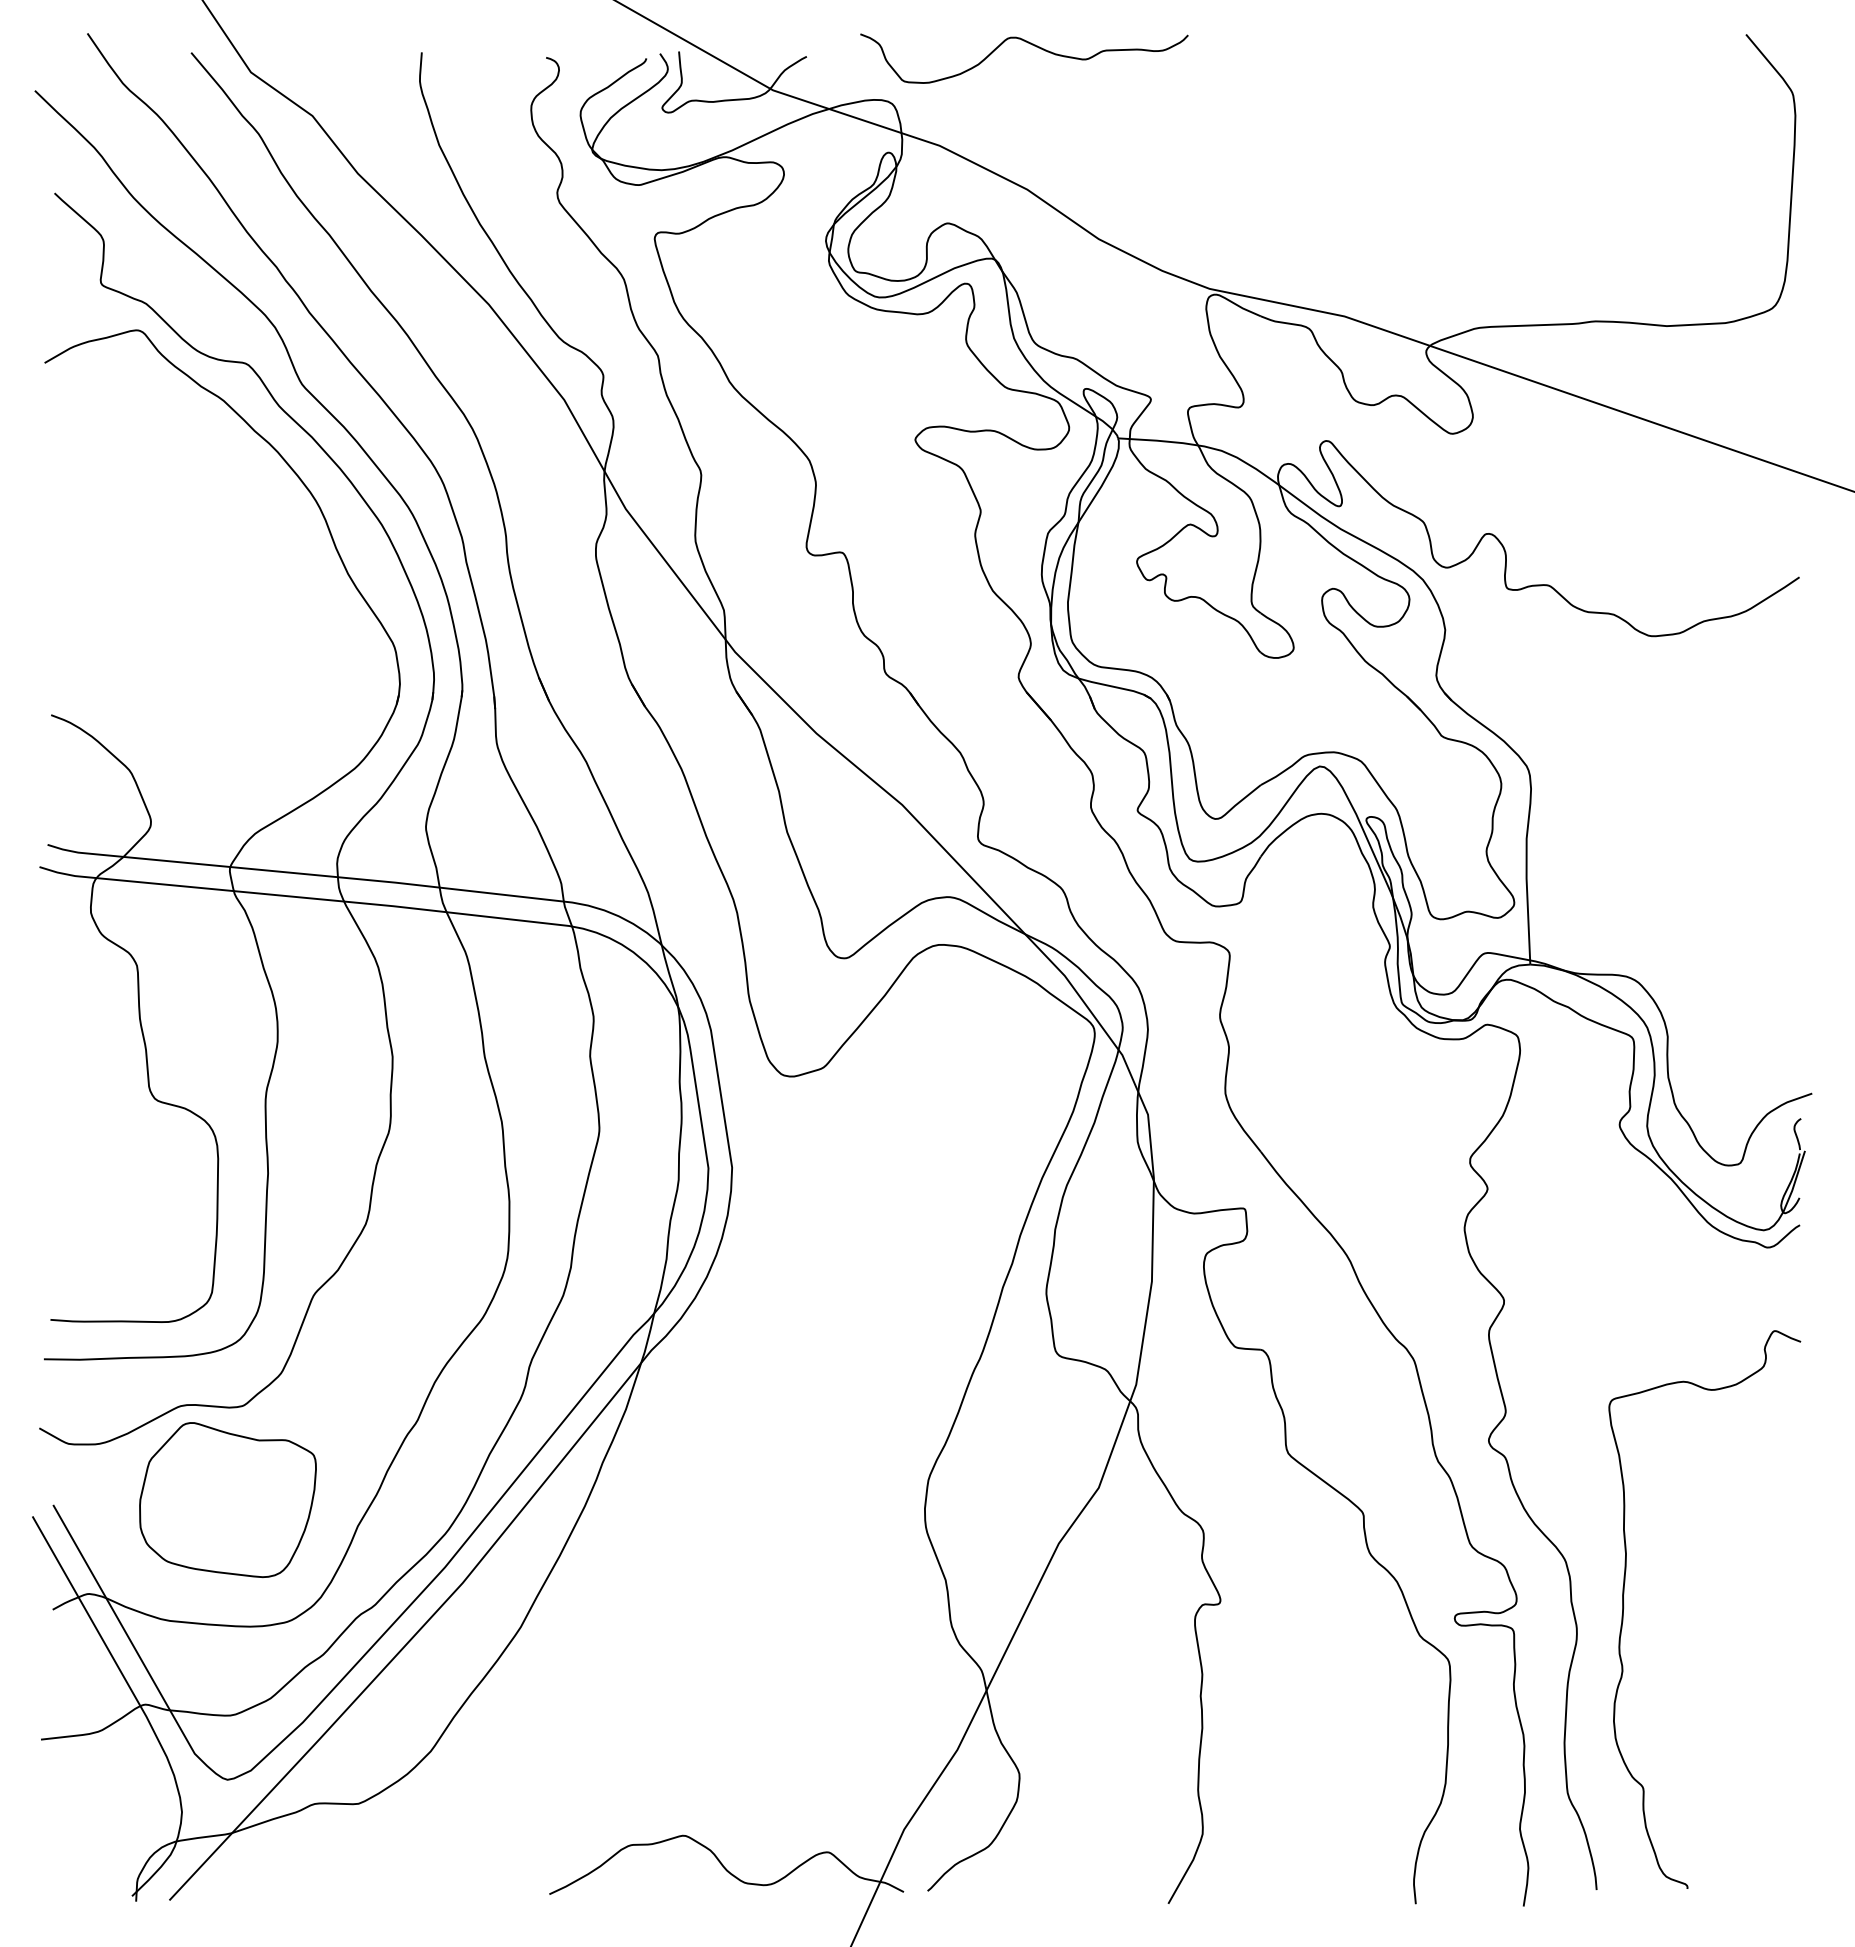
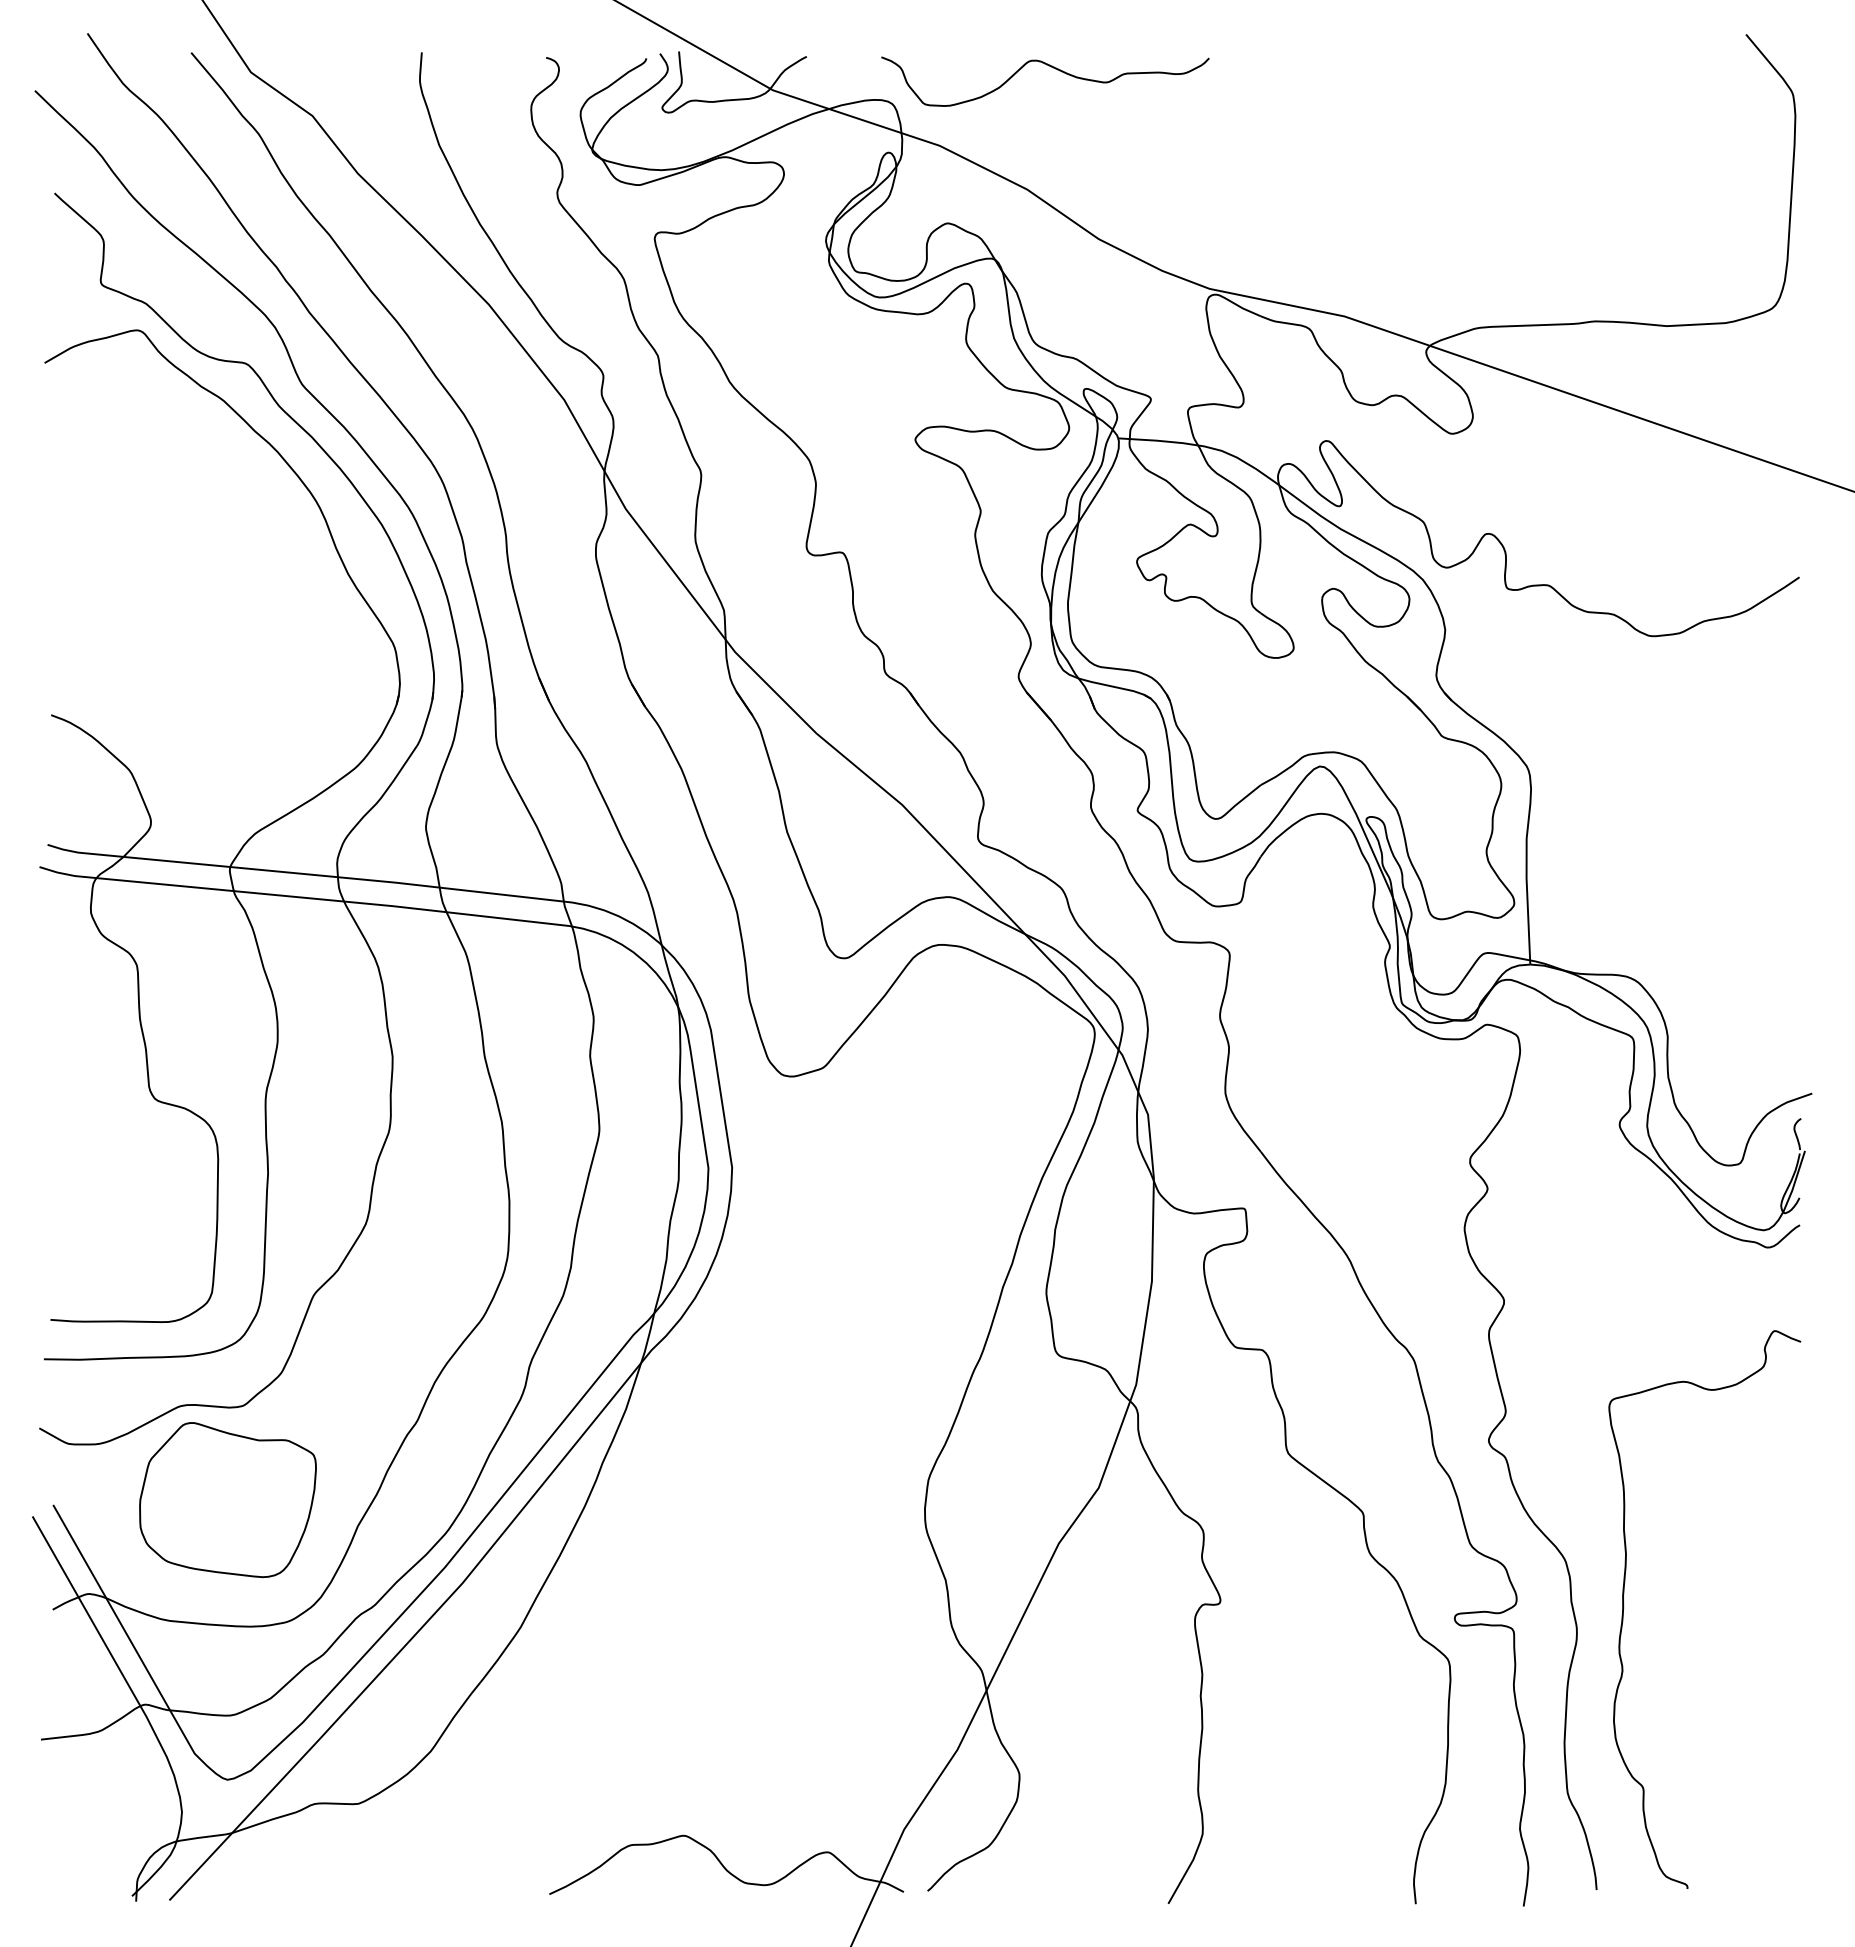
curve position: (1030, 44) -> (1051, 67) (1051, 67)
